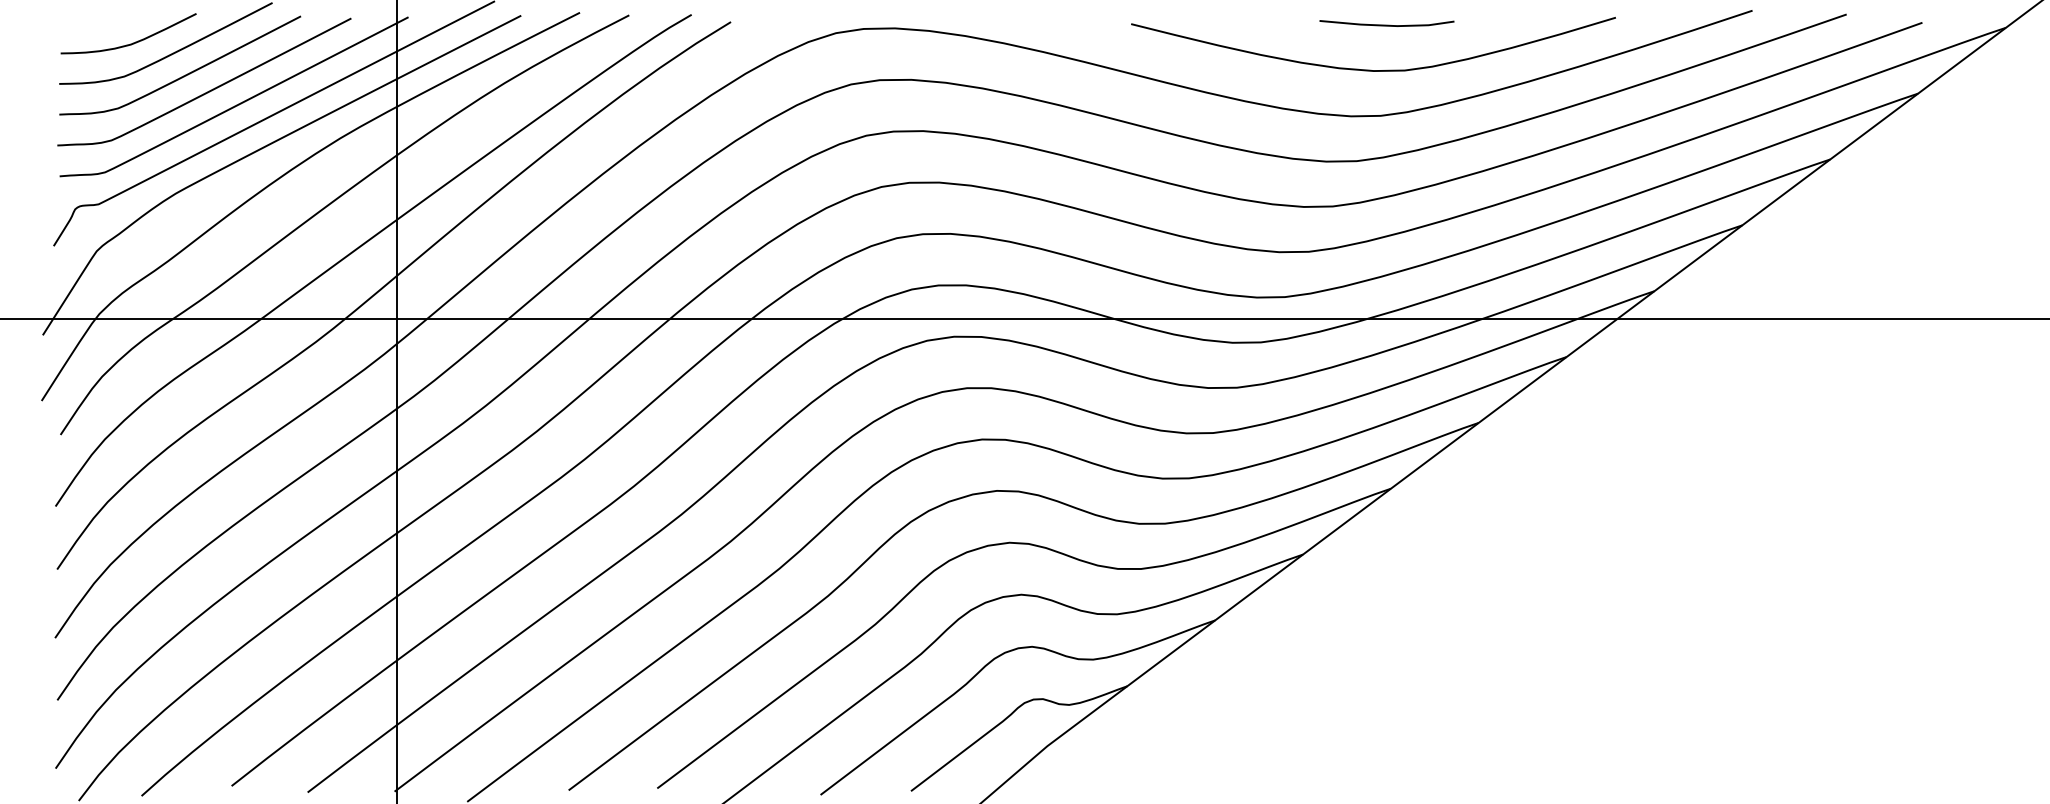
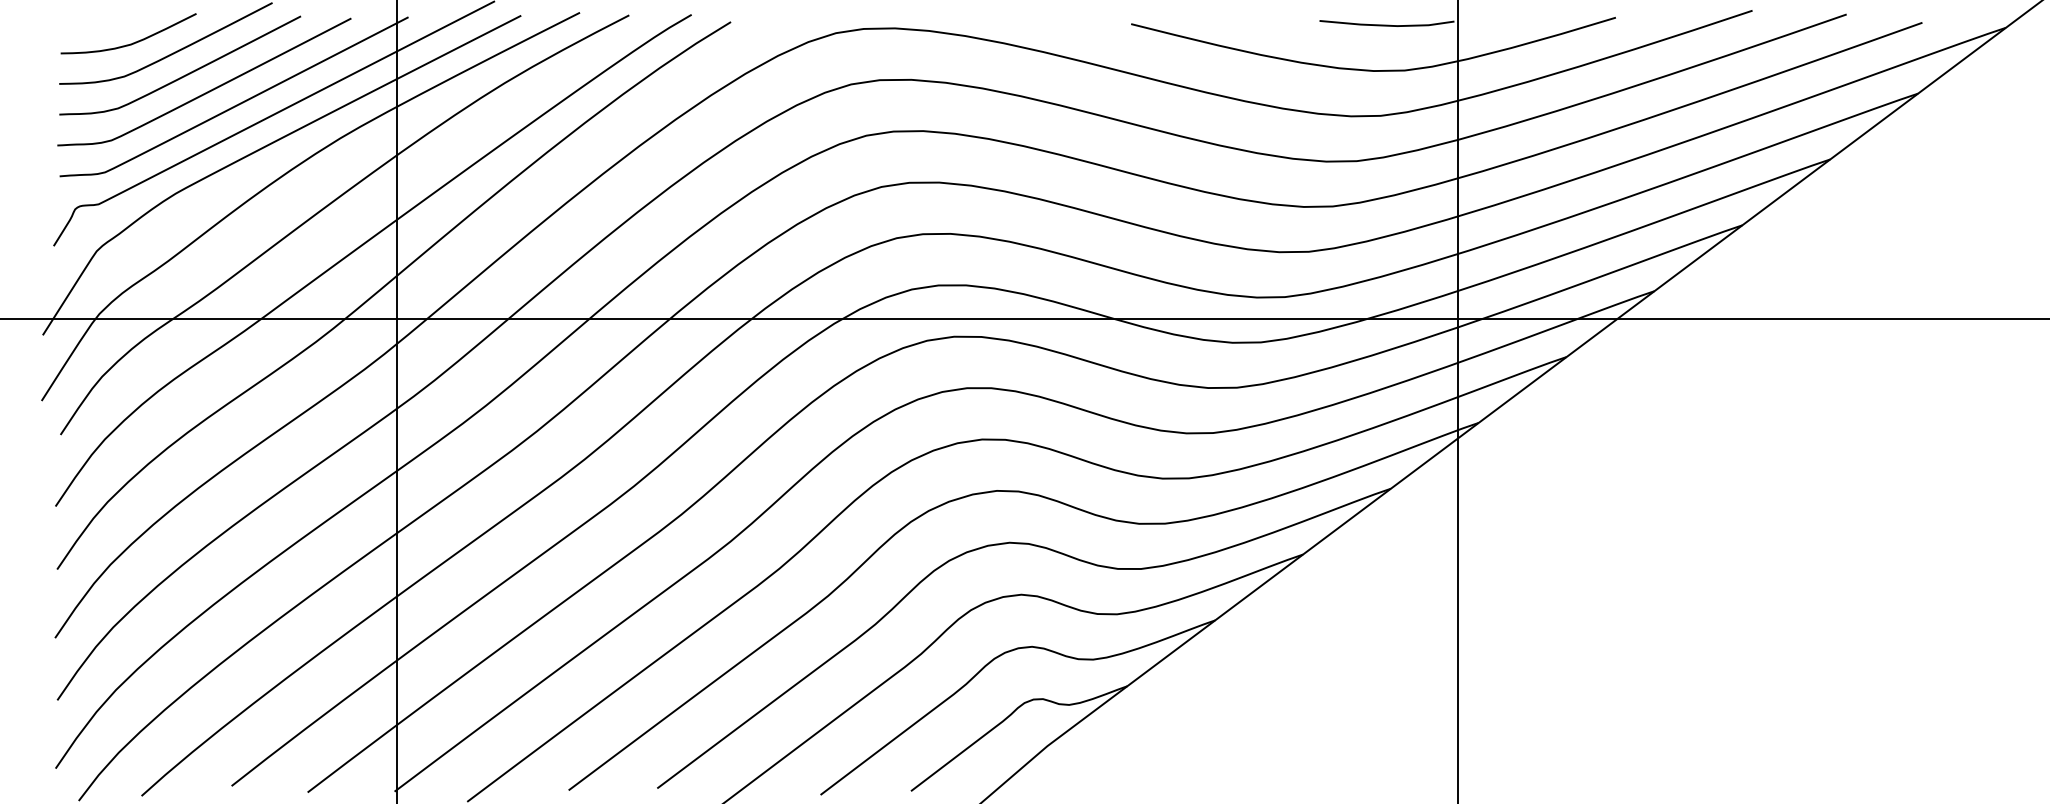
line: none -> present (1458, 401)
